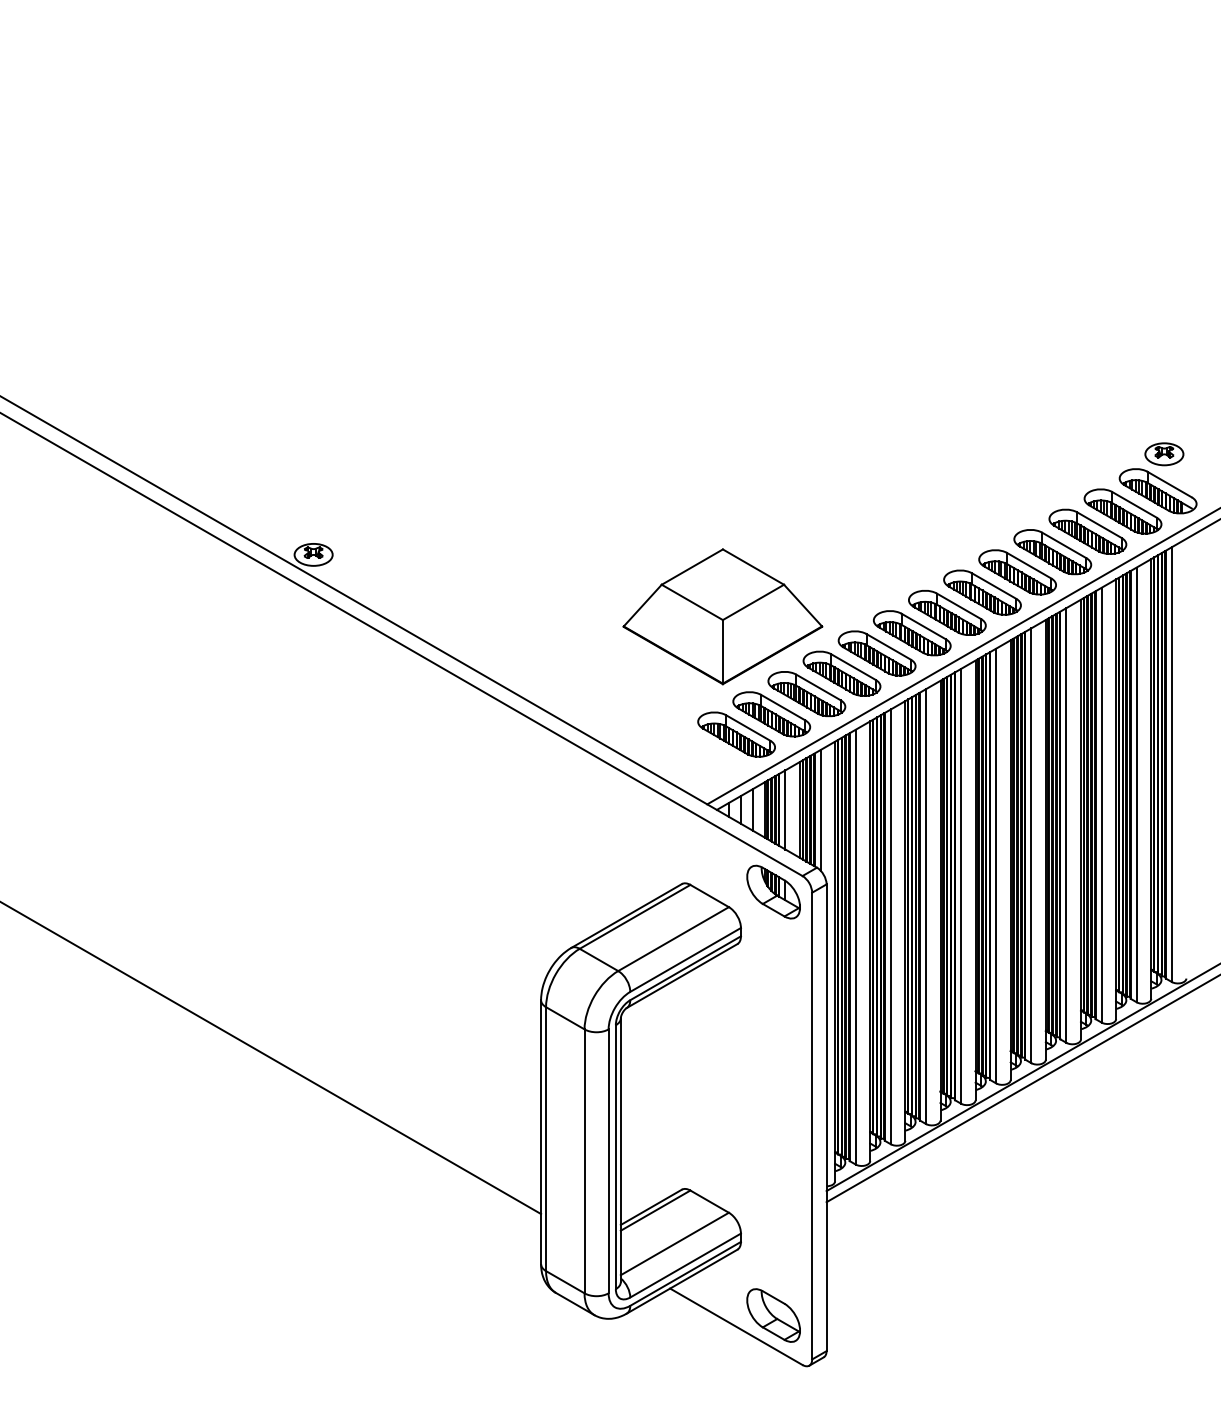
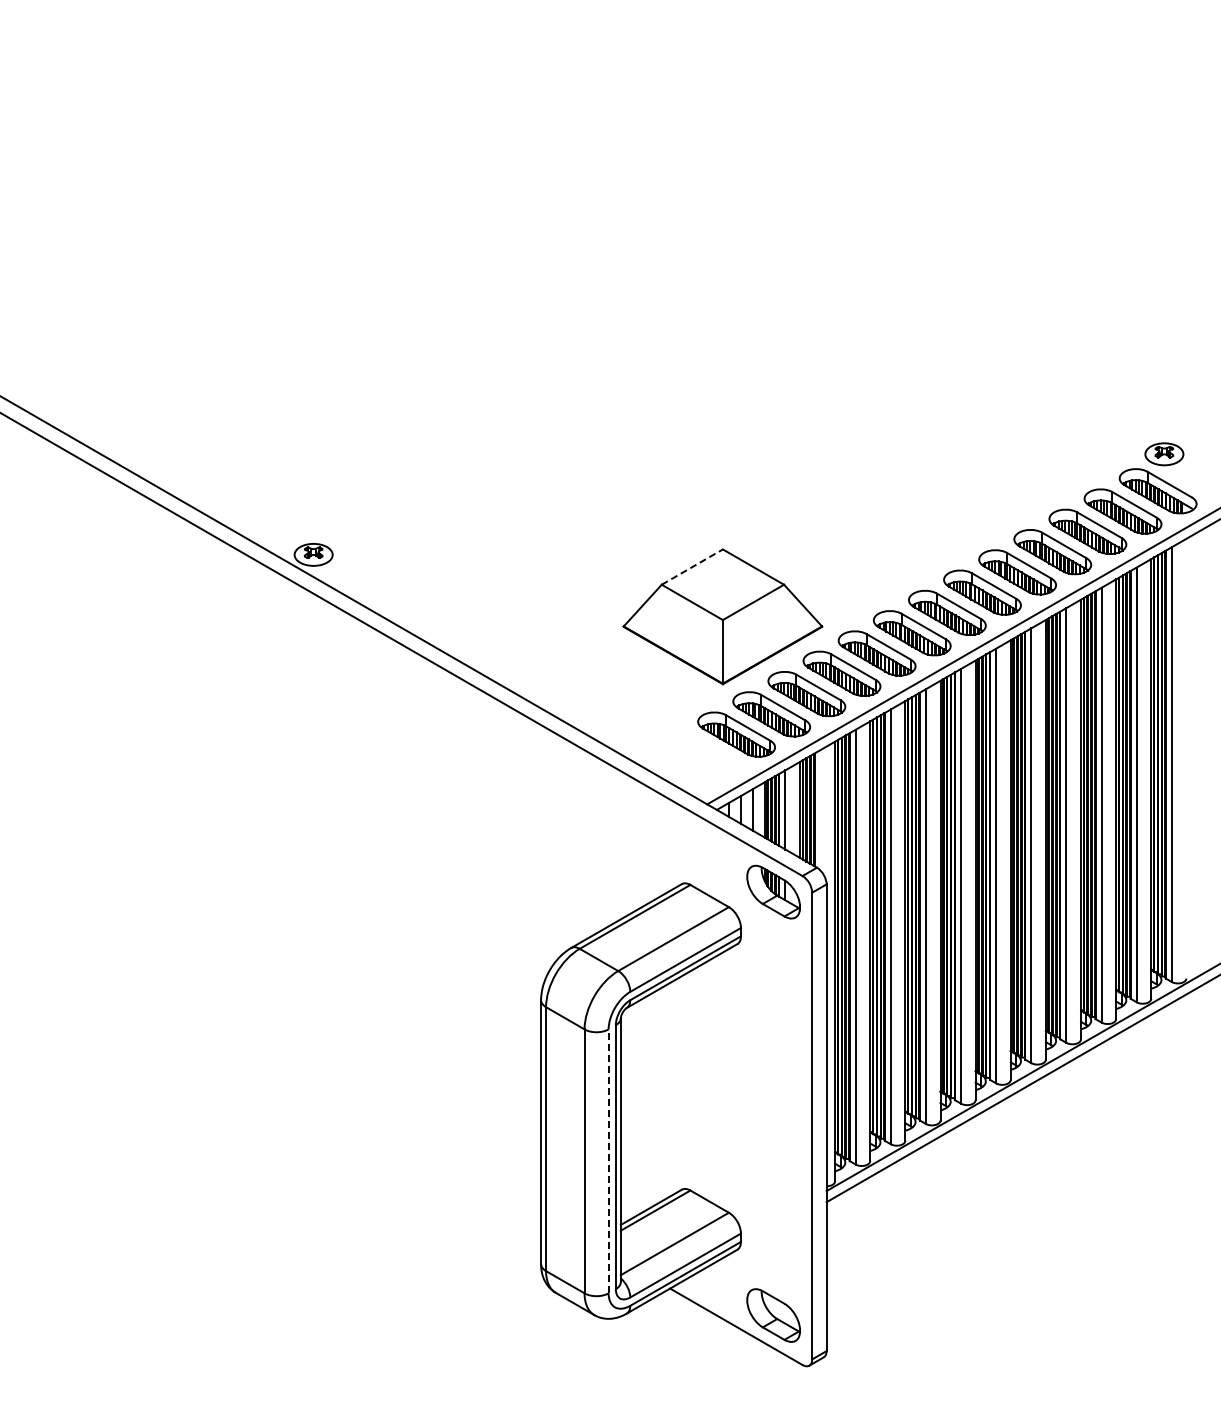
line: solid -> dashed (692, 566)
line: present -> none (820, 810)
line: present -> none (271, 1058)
line: solid -> dashed (608, 1161)
